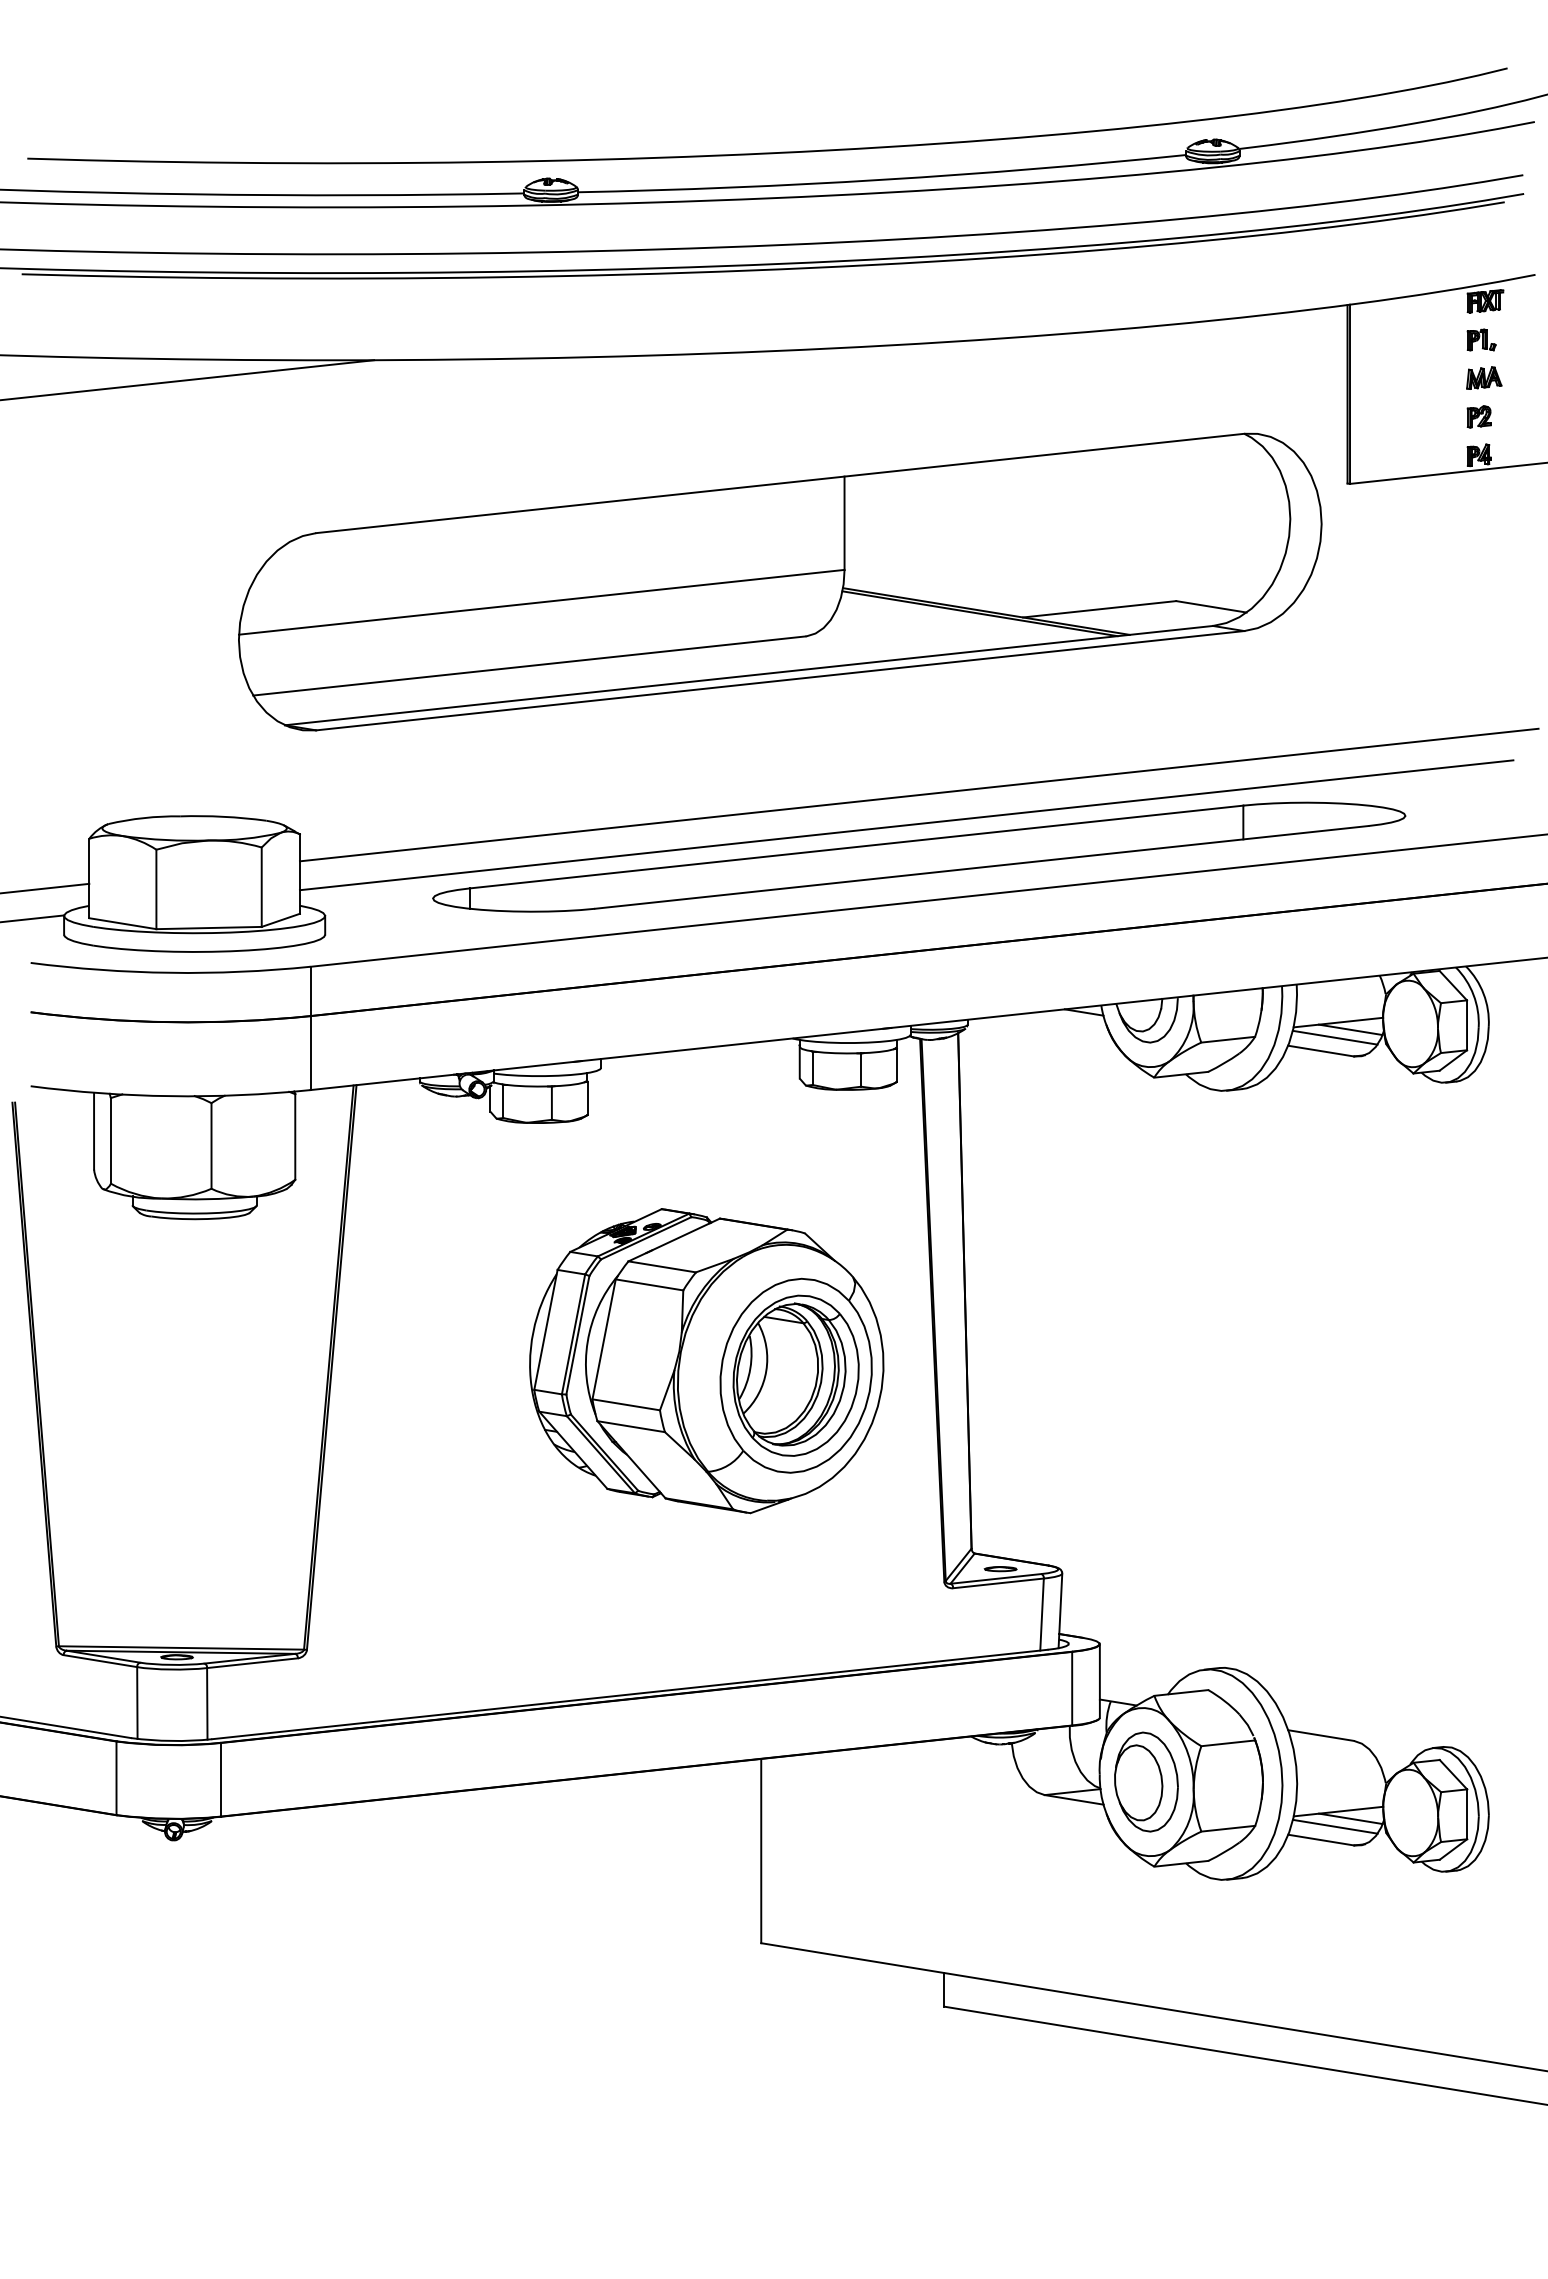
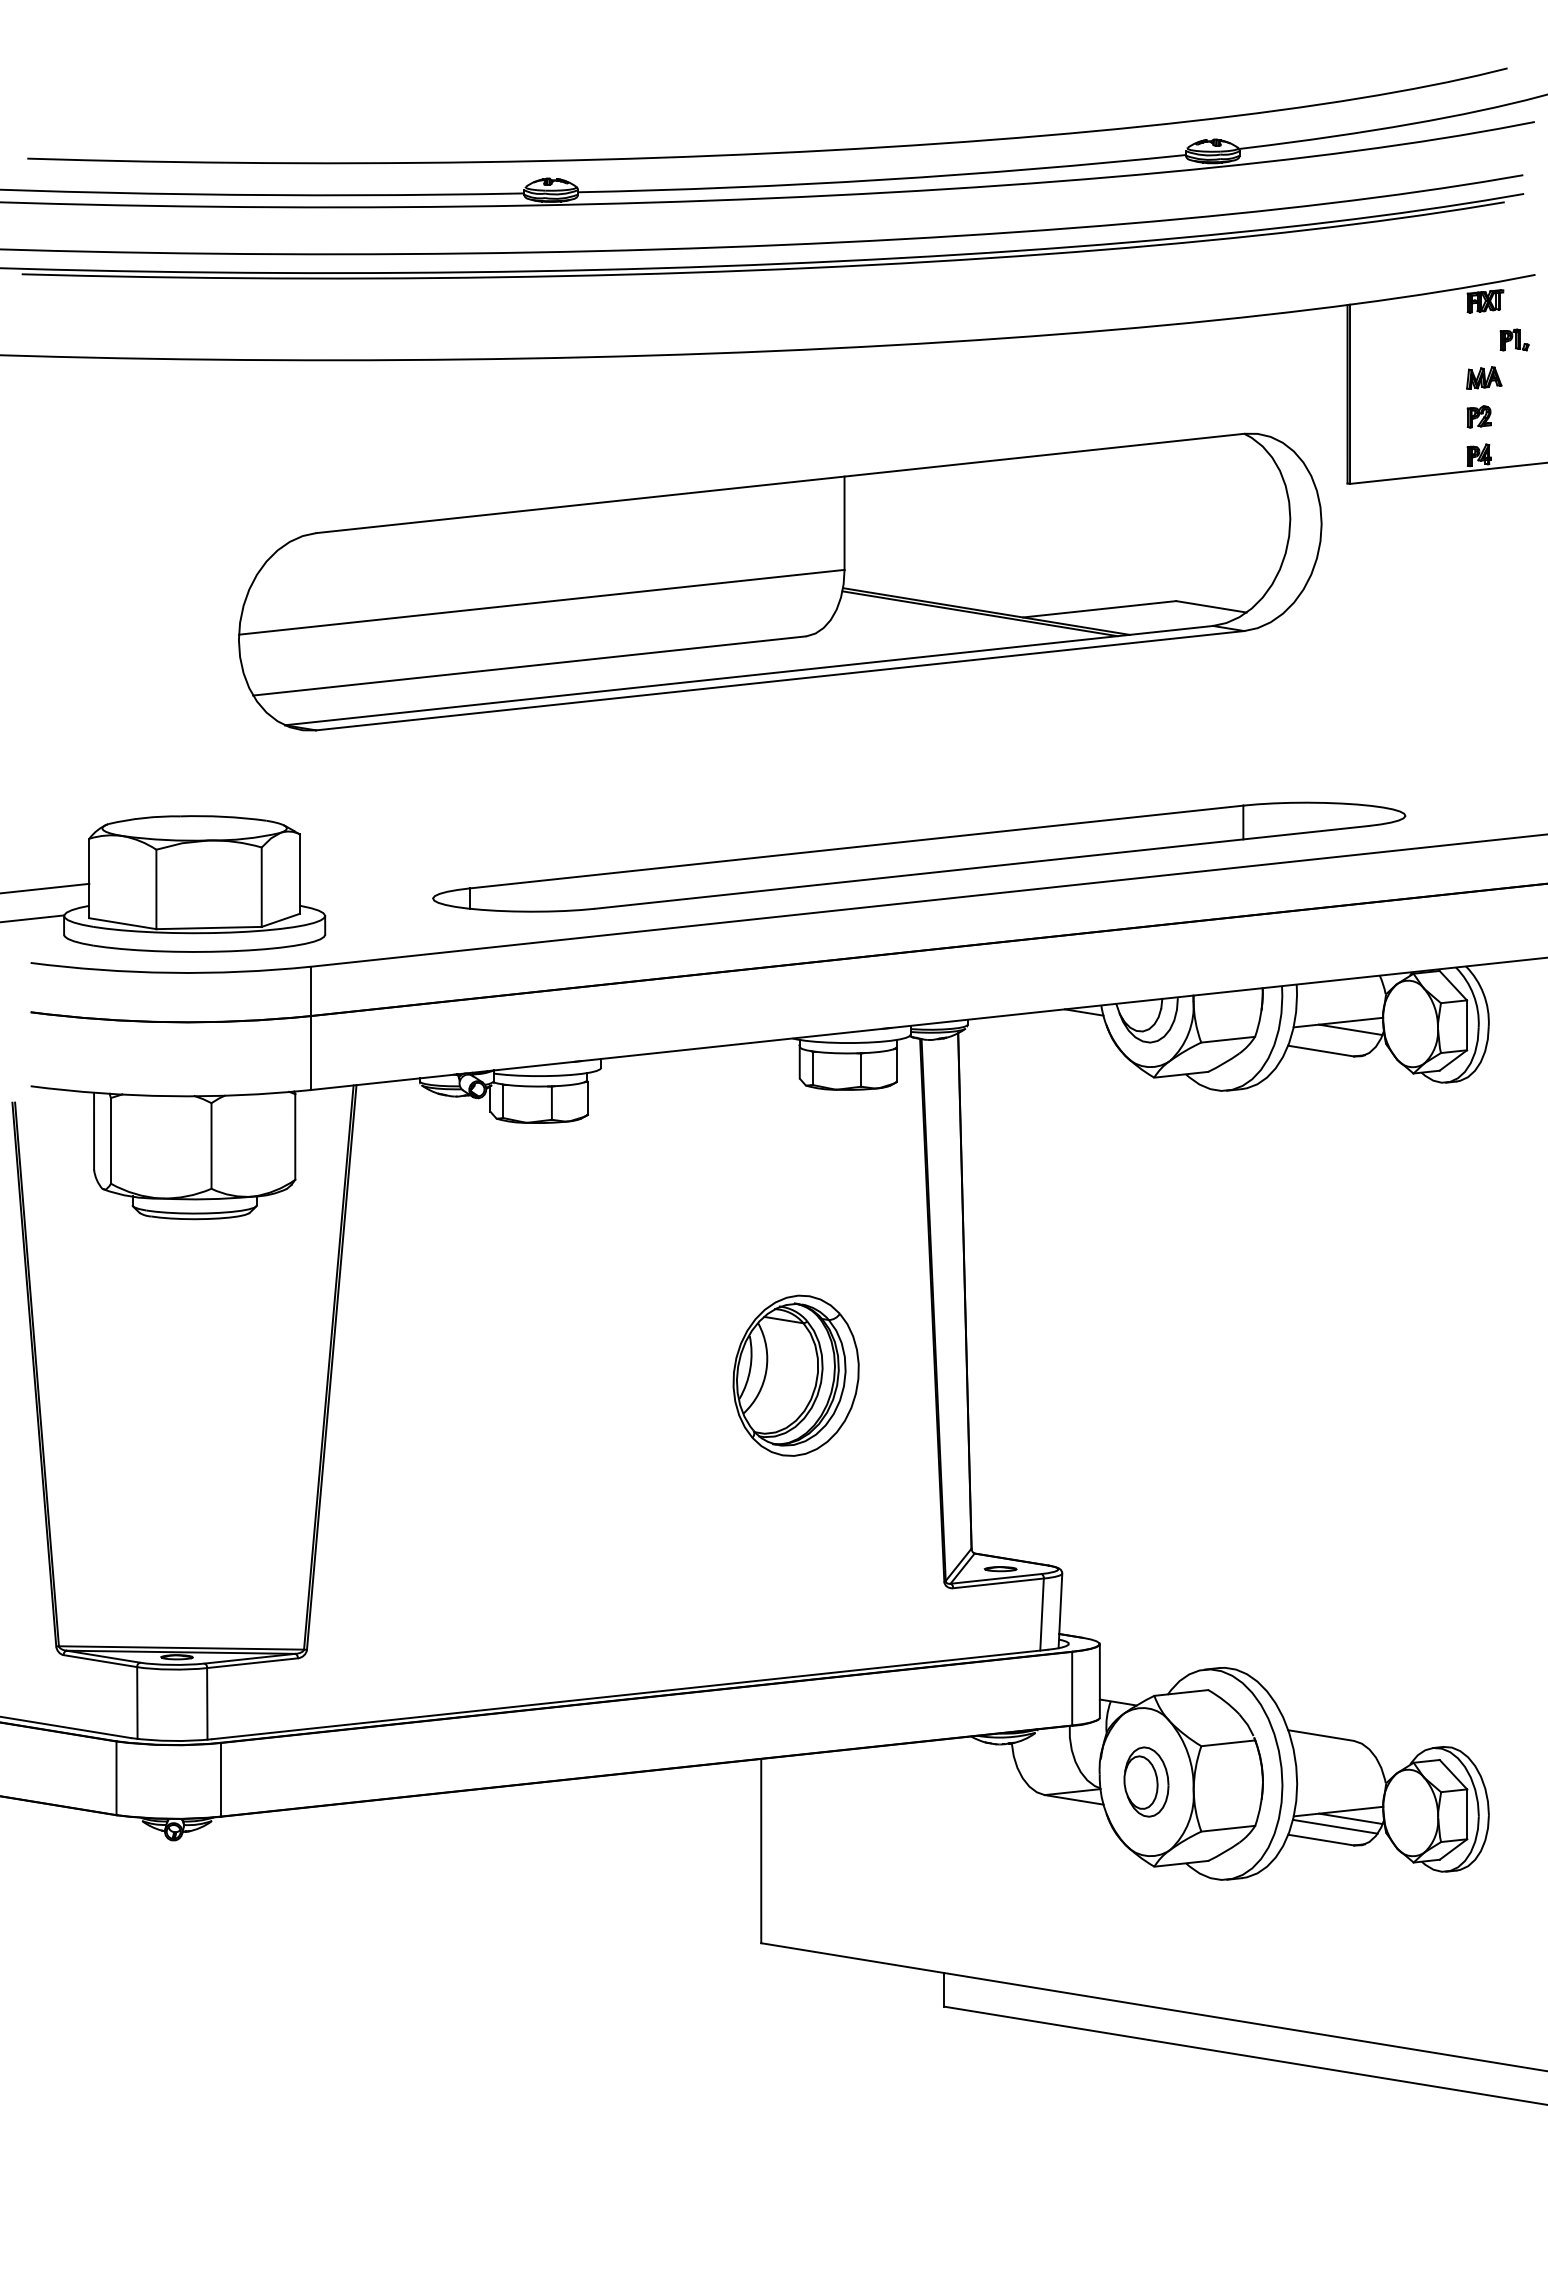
part position: (1481, 339) -> (1514, 339) (1514, 339)
line: present -> none (188, 380)
line: present -> none (918, 794)
line: present -> none (906, 825)
line: present -> none (1334, 1037)
part: present -> none (706, 1361)
part size: 65x102 px -> 47x72 px (1146, 1781)
